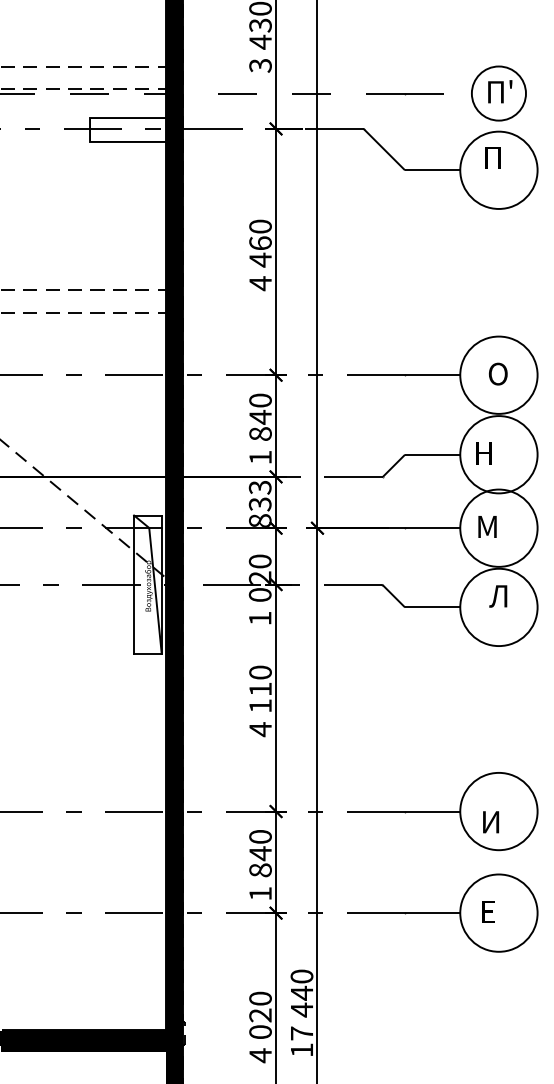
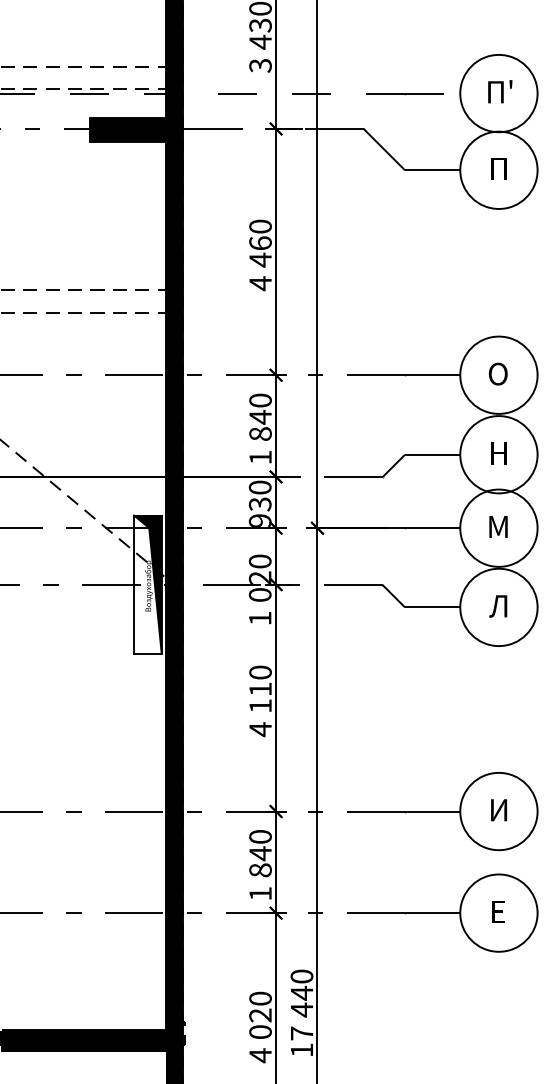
circle diameter: 54 px -> 77 px (498, 93)
fill: none -> present (129, 130)
text position: (492, 157) -> (498, 168) (498, 168)
text position: (483, 453) -> (498, 453) (498, 453)
text: 833 -> 930 (259, 503)
text position: (487, 526) -> (498, 526) (498, 526)
fill: none -> present (147, 584)
text position: (498, 596) -> (498, 606) (498, 606)
text position: (490, 822) -> (498, 810) (498, 810)
text position: (488, 911) -> (498, 911) (498, 911)
